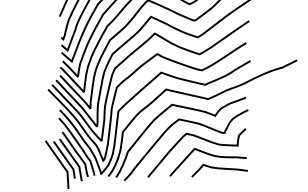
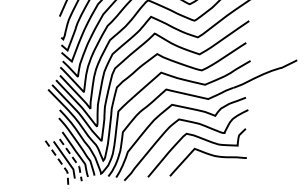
line: solid -> dashed (74, 159)
line: solid -> dashed (62, 164)
curve: present -> none (219, 169)
